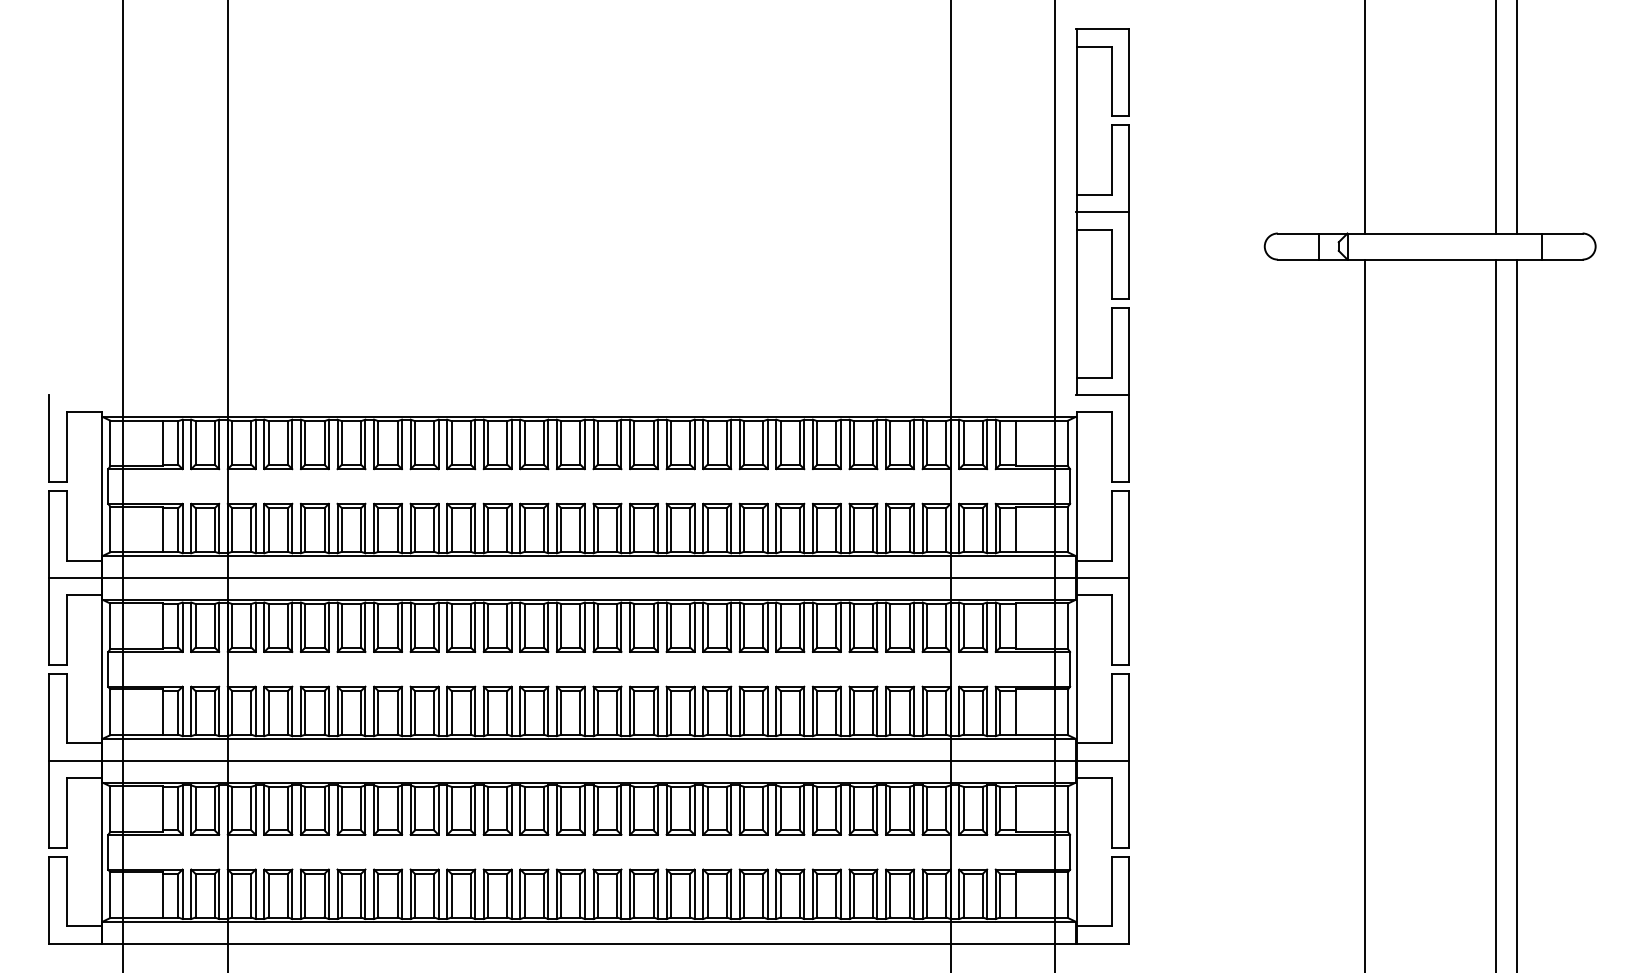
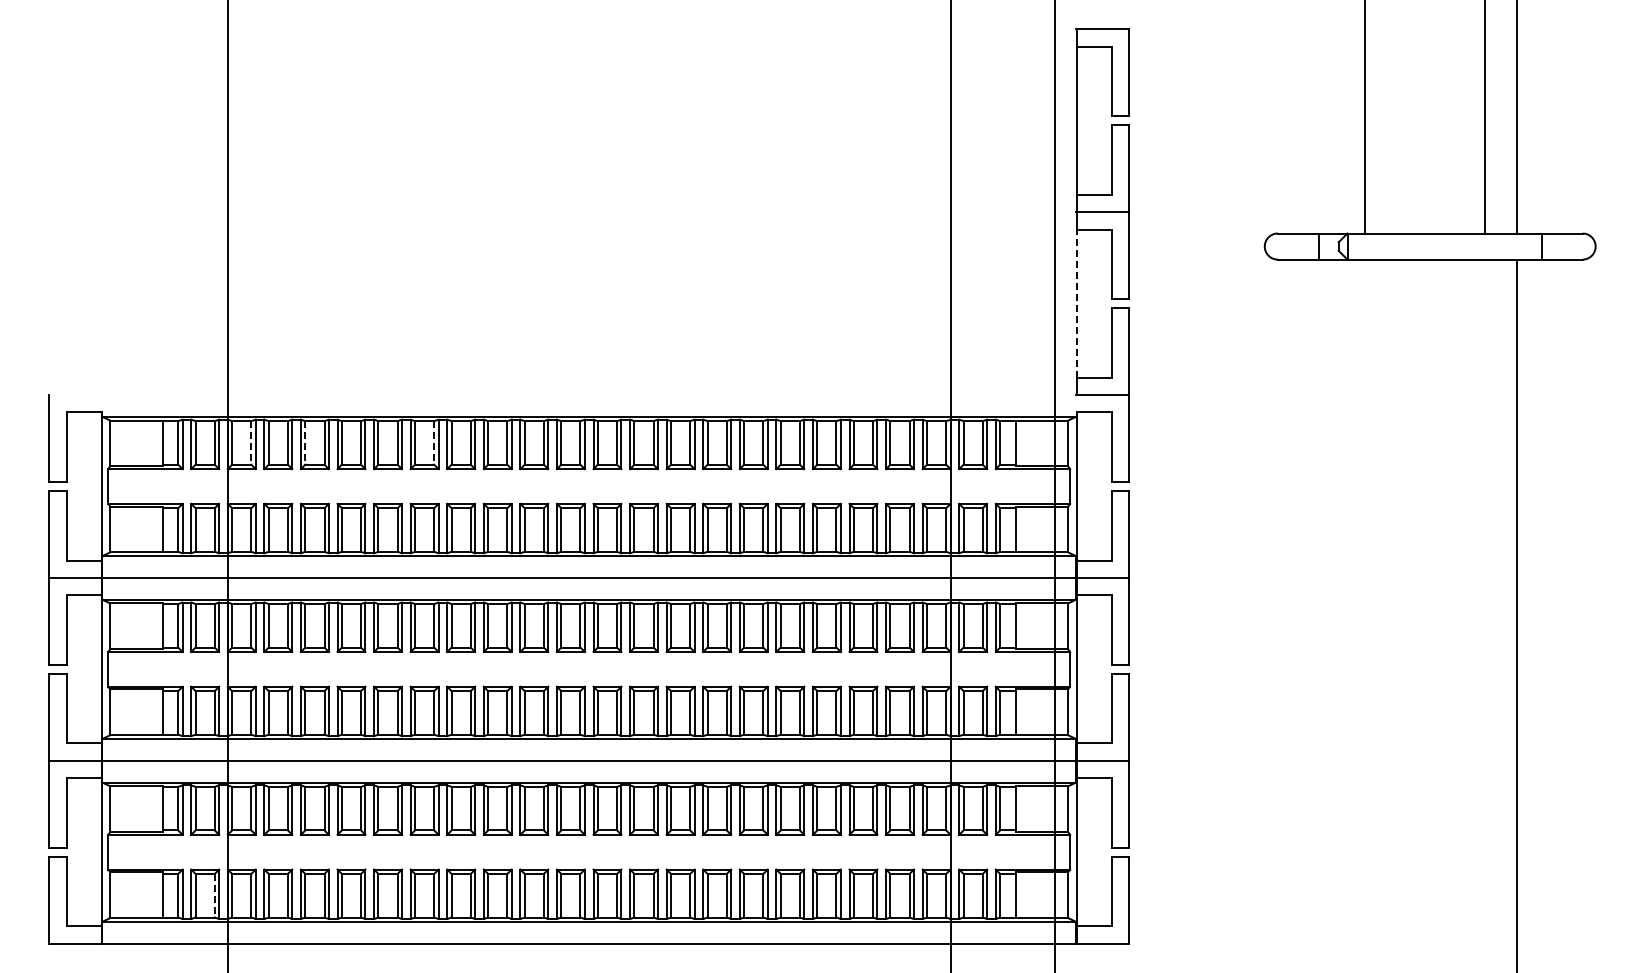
line position: (1495, 117) -> (1484, 117) (1484, 117)
line: solid -> dashed (1076, 303)
line: solid -> dashed (251, 442)
line: solid -> dashed (305, 442)
line: solid -> dashed (434, 442)
line: present -> none (123, 485)
line: present -> none (1364, 614)
line: present -> none (1495, 614)
line: solid -> dashed (214, 895)
